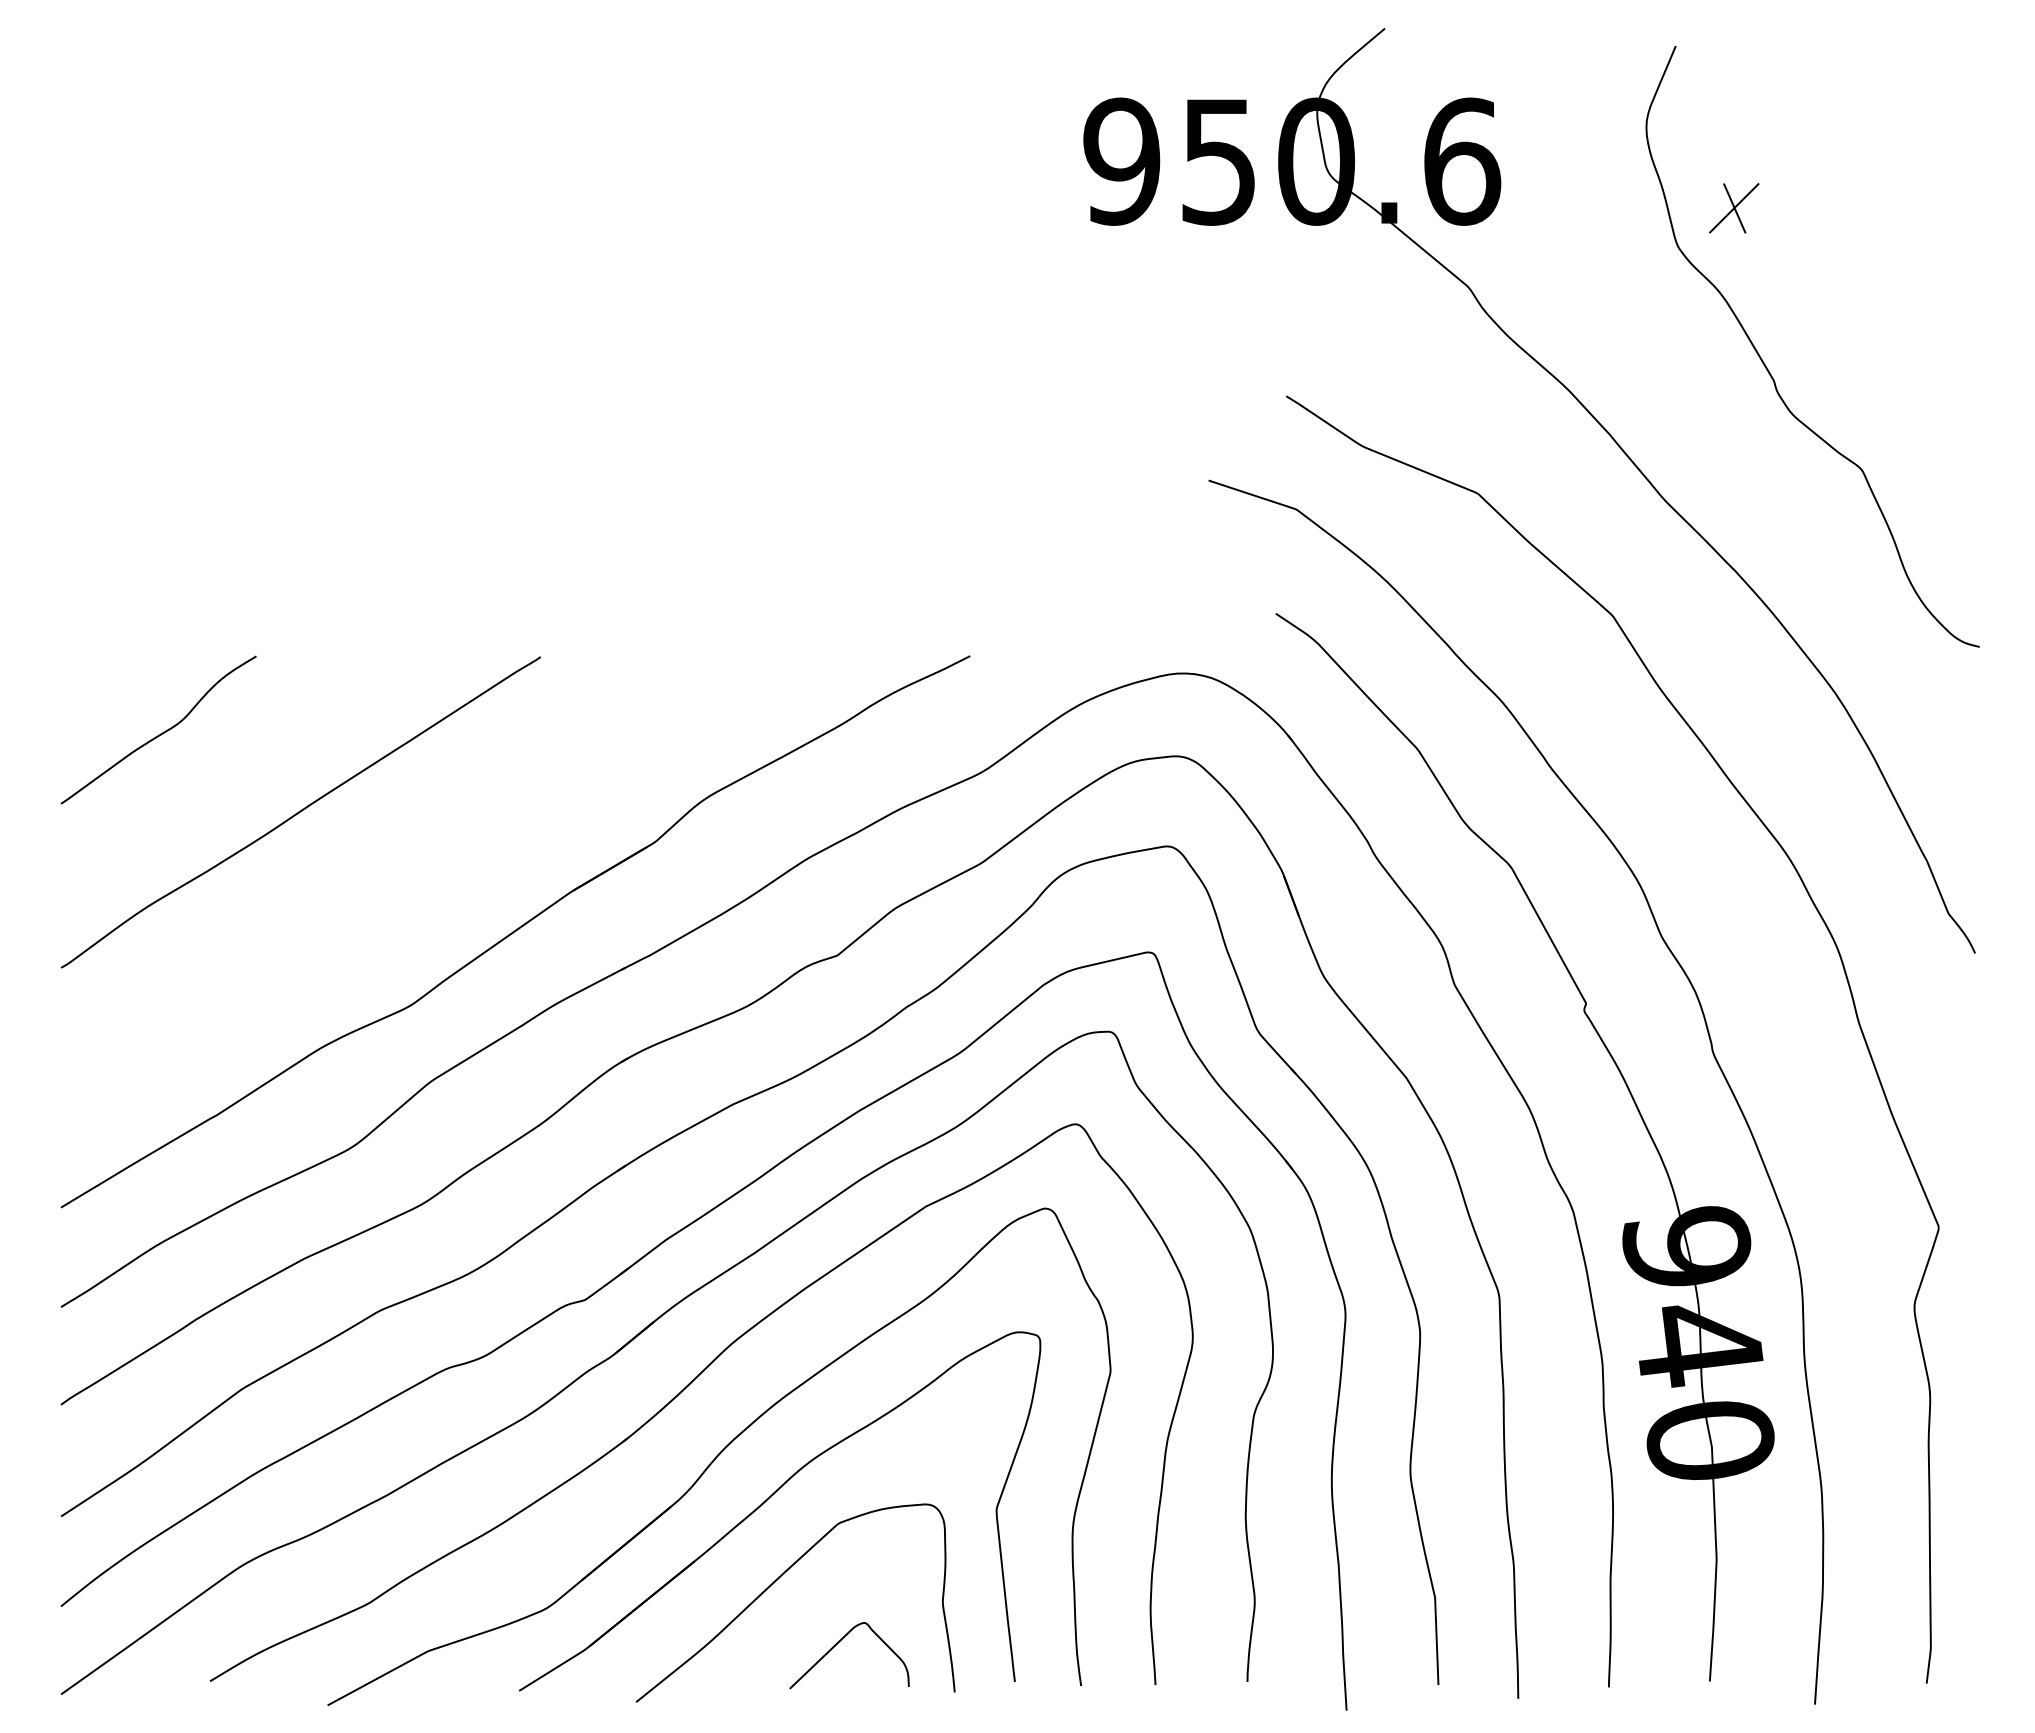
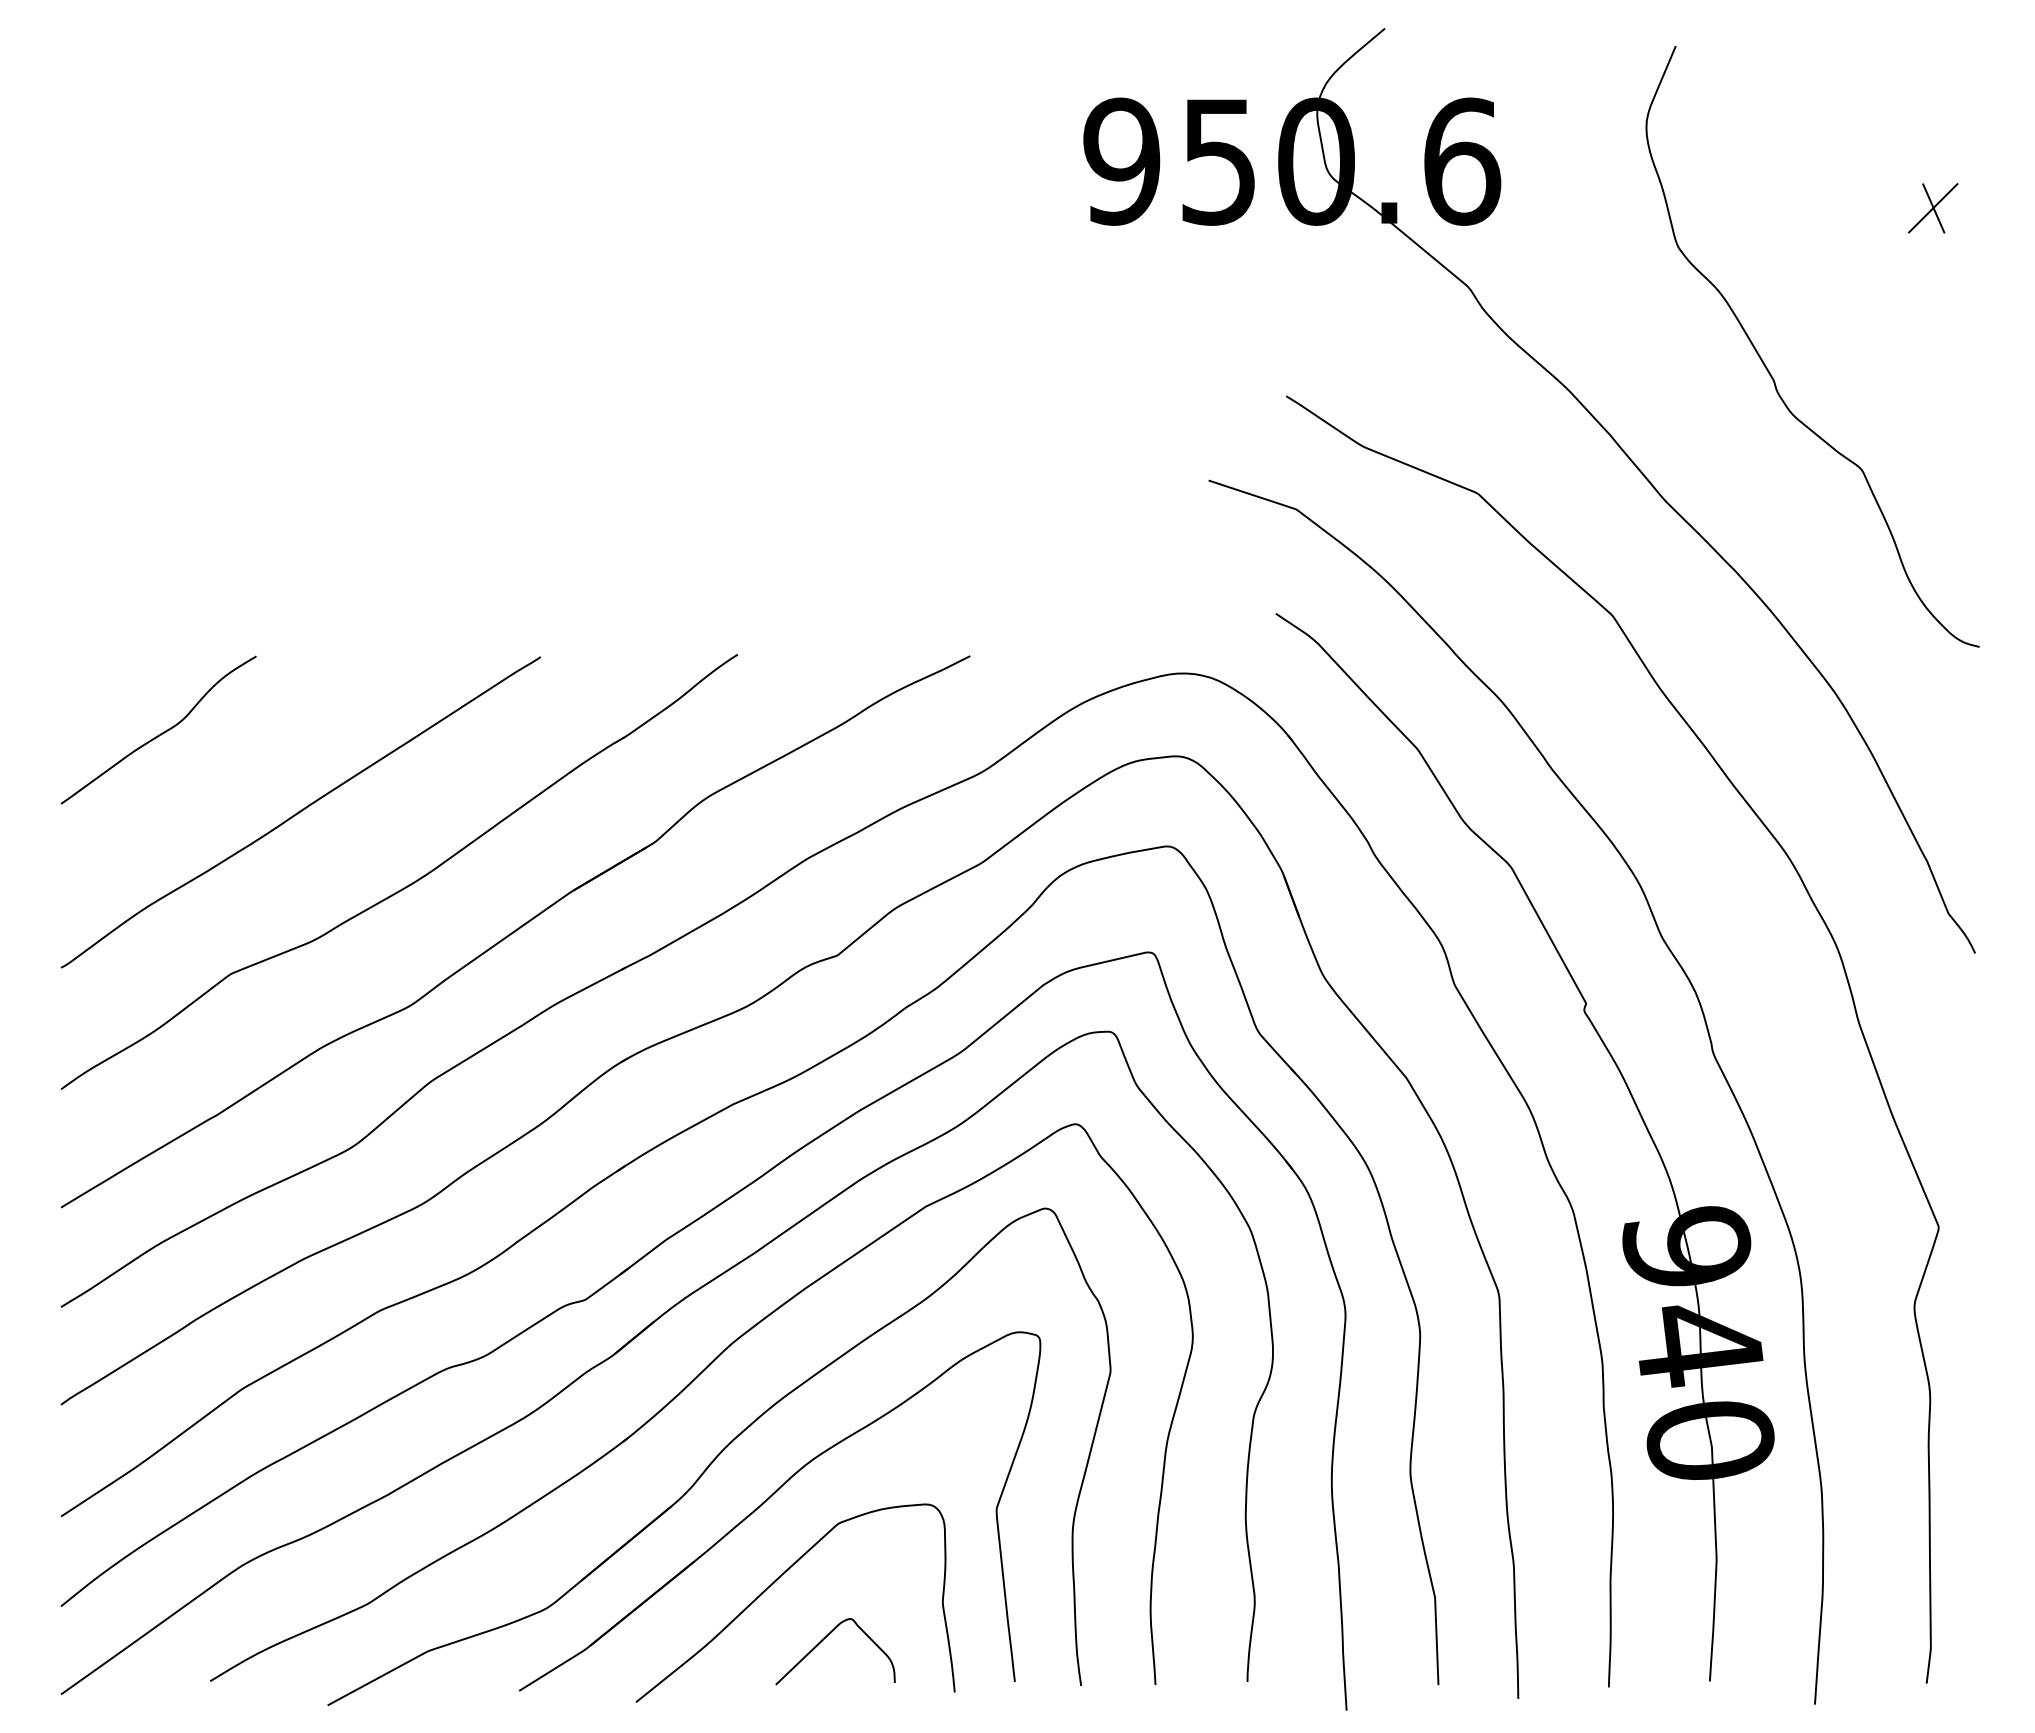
part position: (1734, 208) -> (1933, 208) (1933, 208)
part: none -> present (408, 884)
curve position: (838, 1643) -> (824, 1639) (824, 1639)
